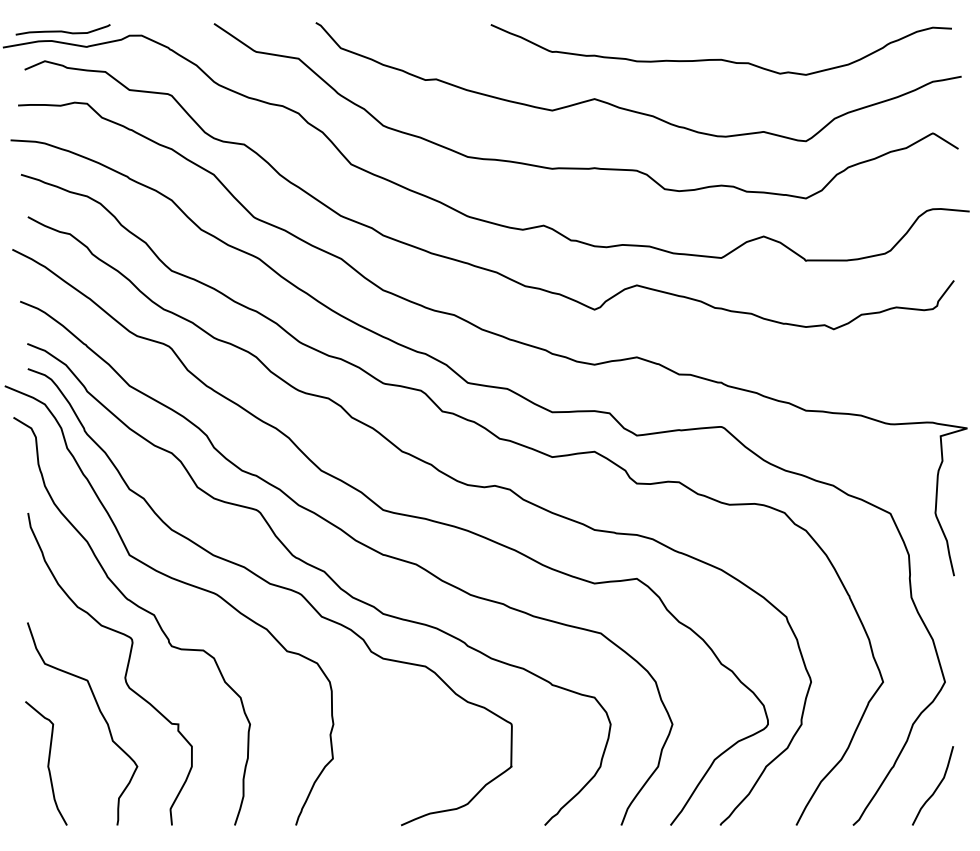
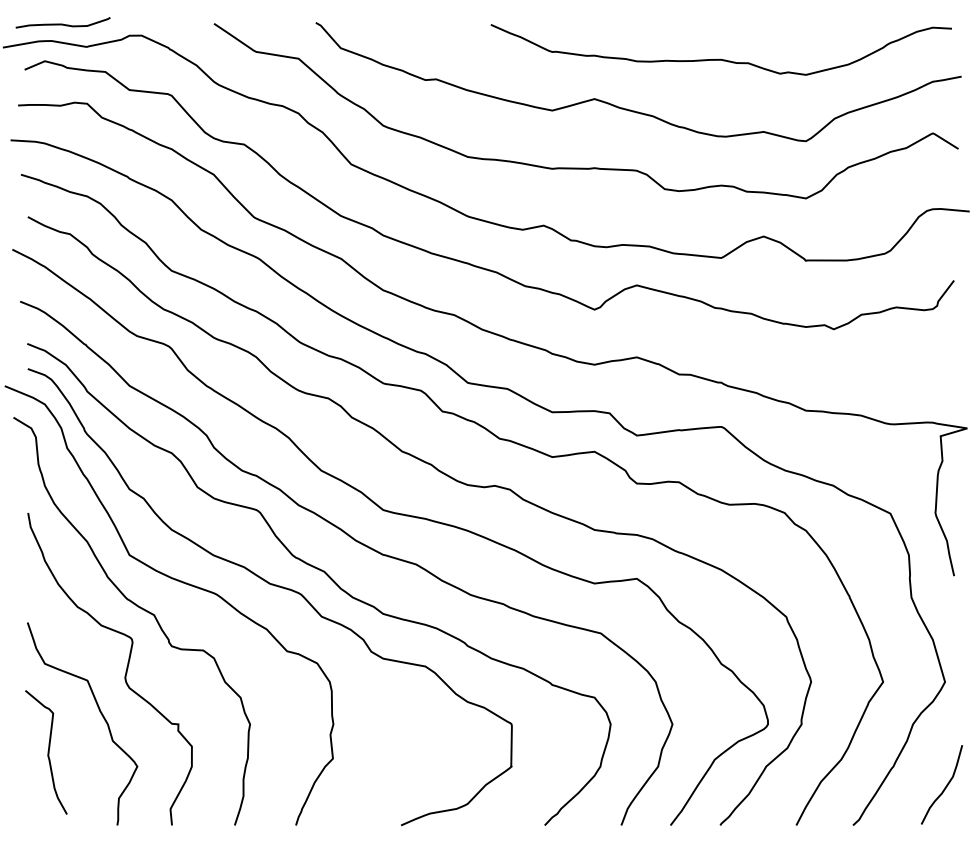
curve position: (62, 30) -> (62, 23) (62, 23)
curve position: (47, 763) -> (47, 752) (47, 752)
curve position: (936, 787) -> (945, 786) (945, 786)
